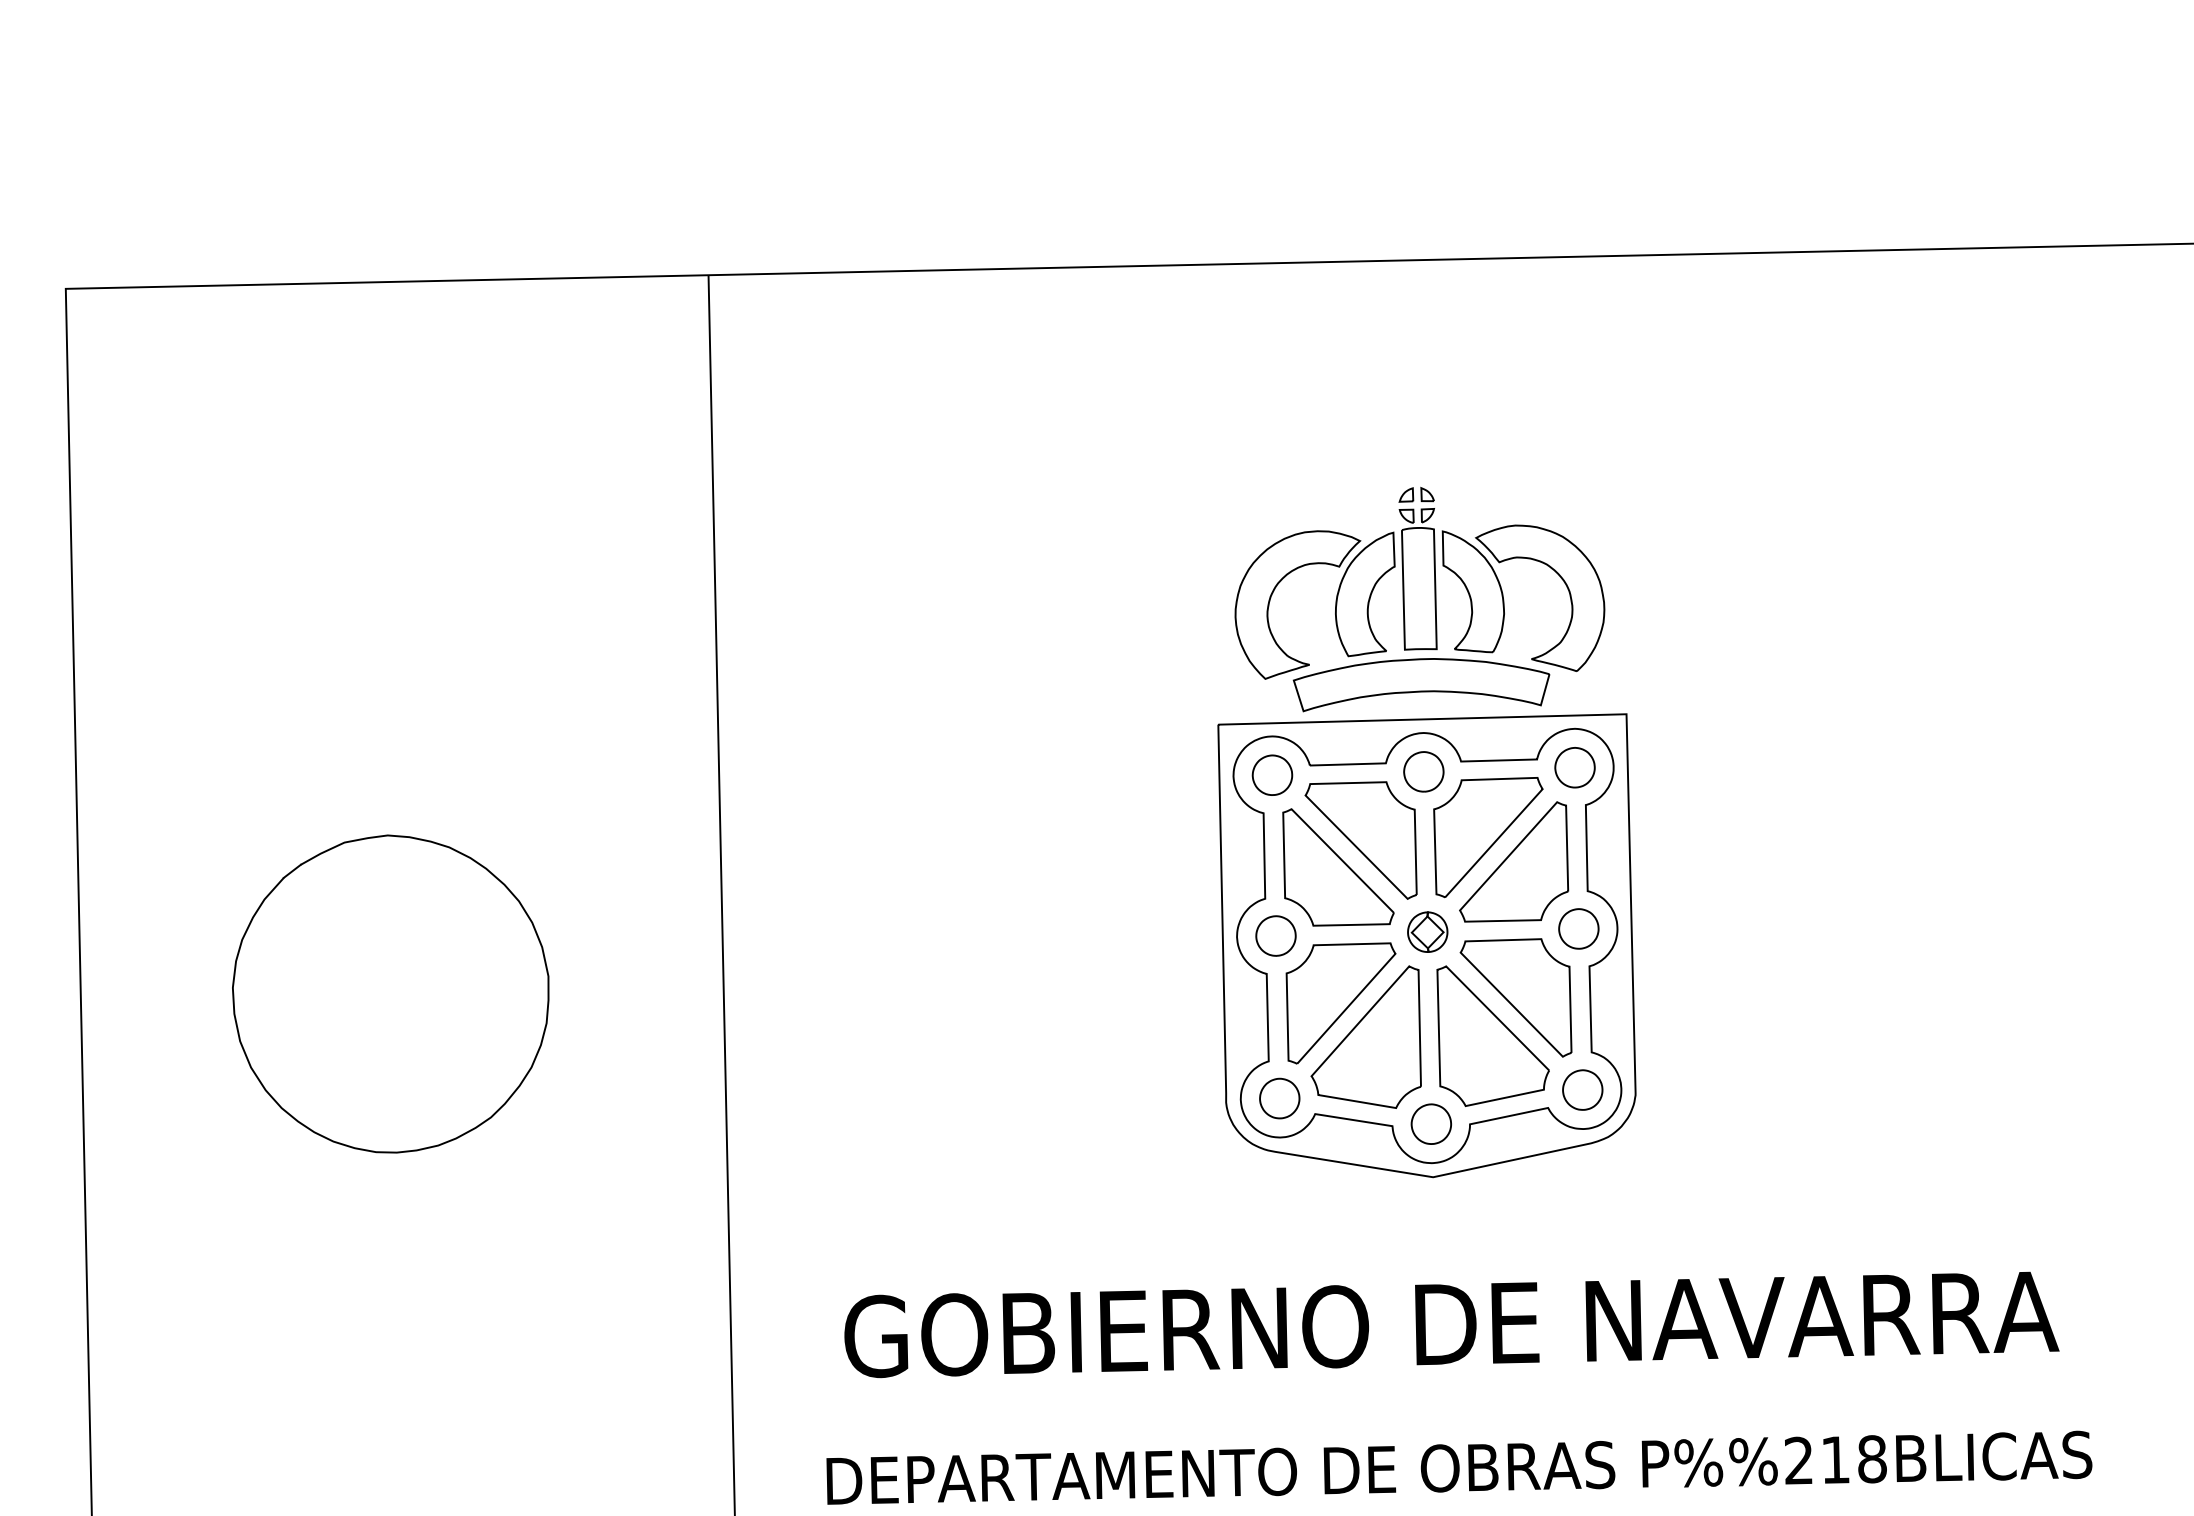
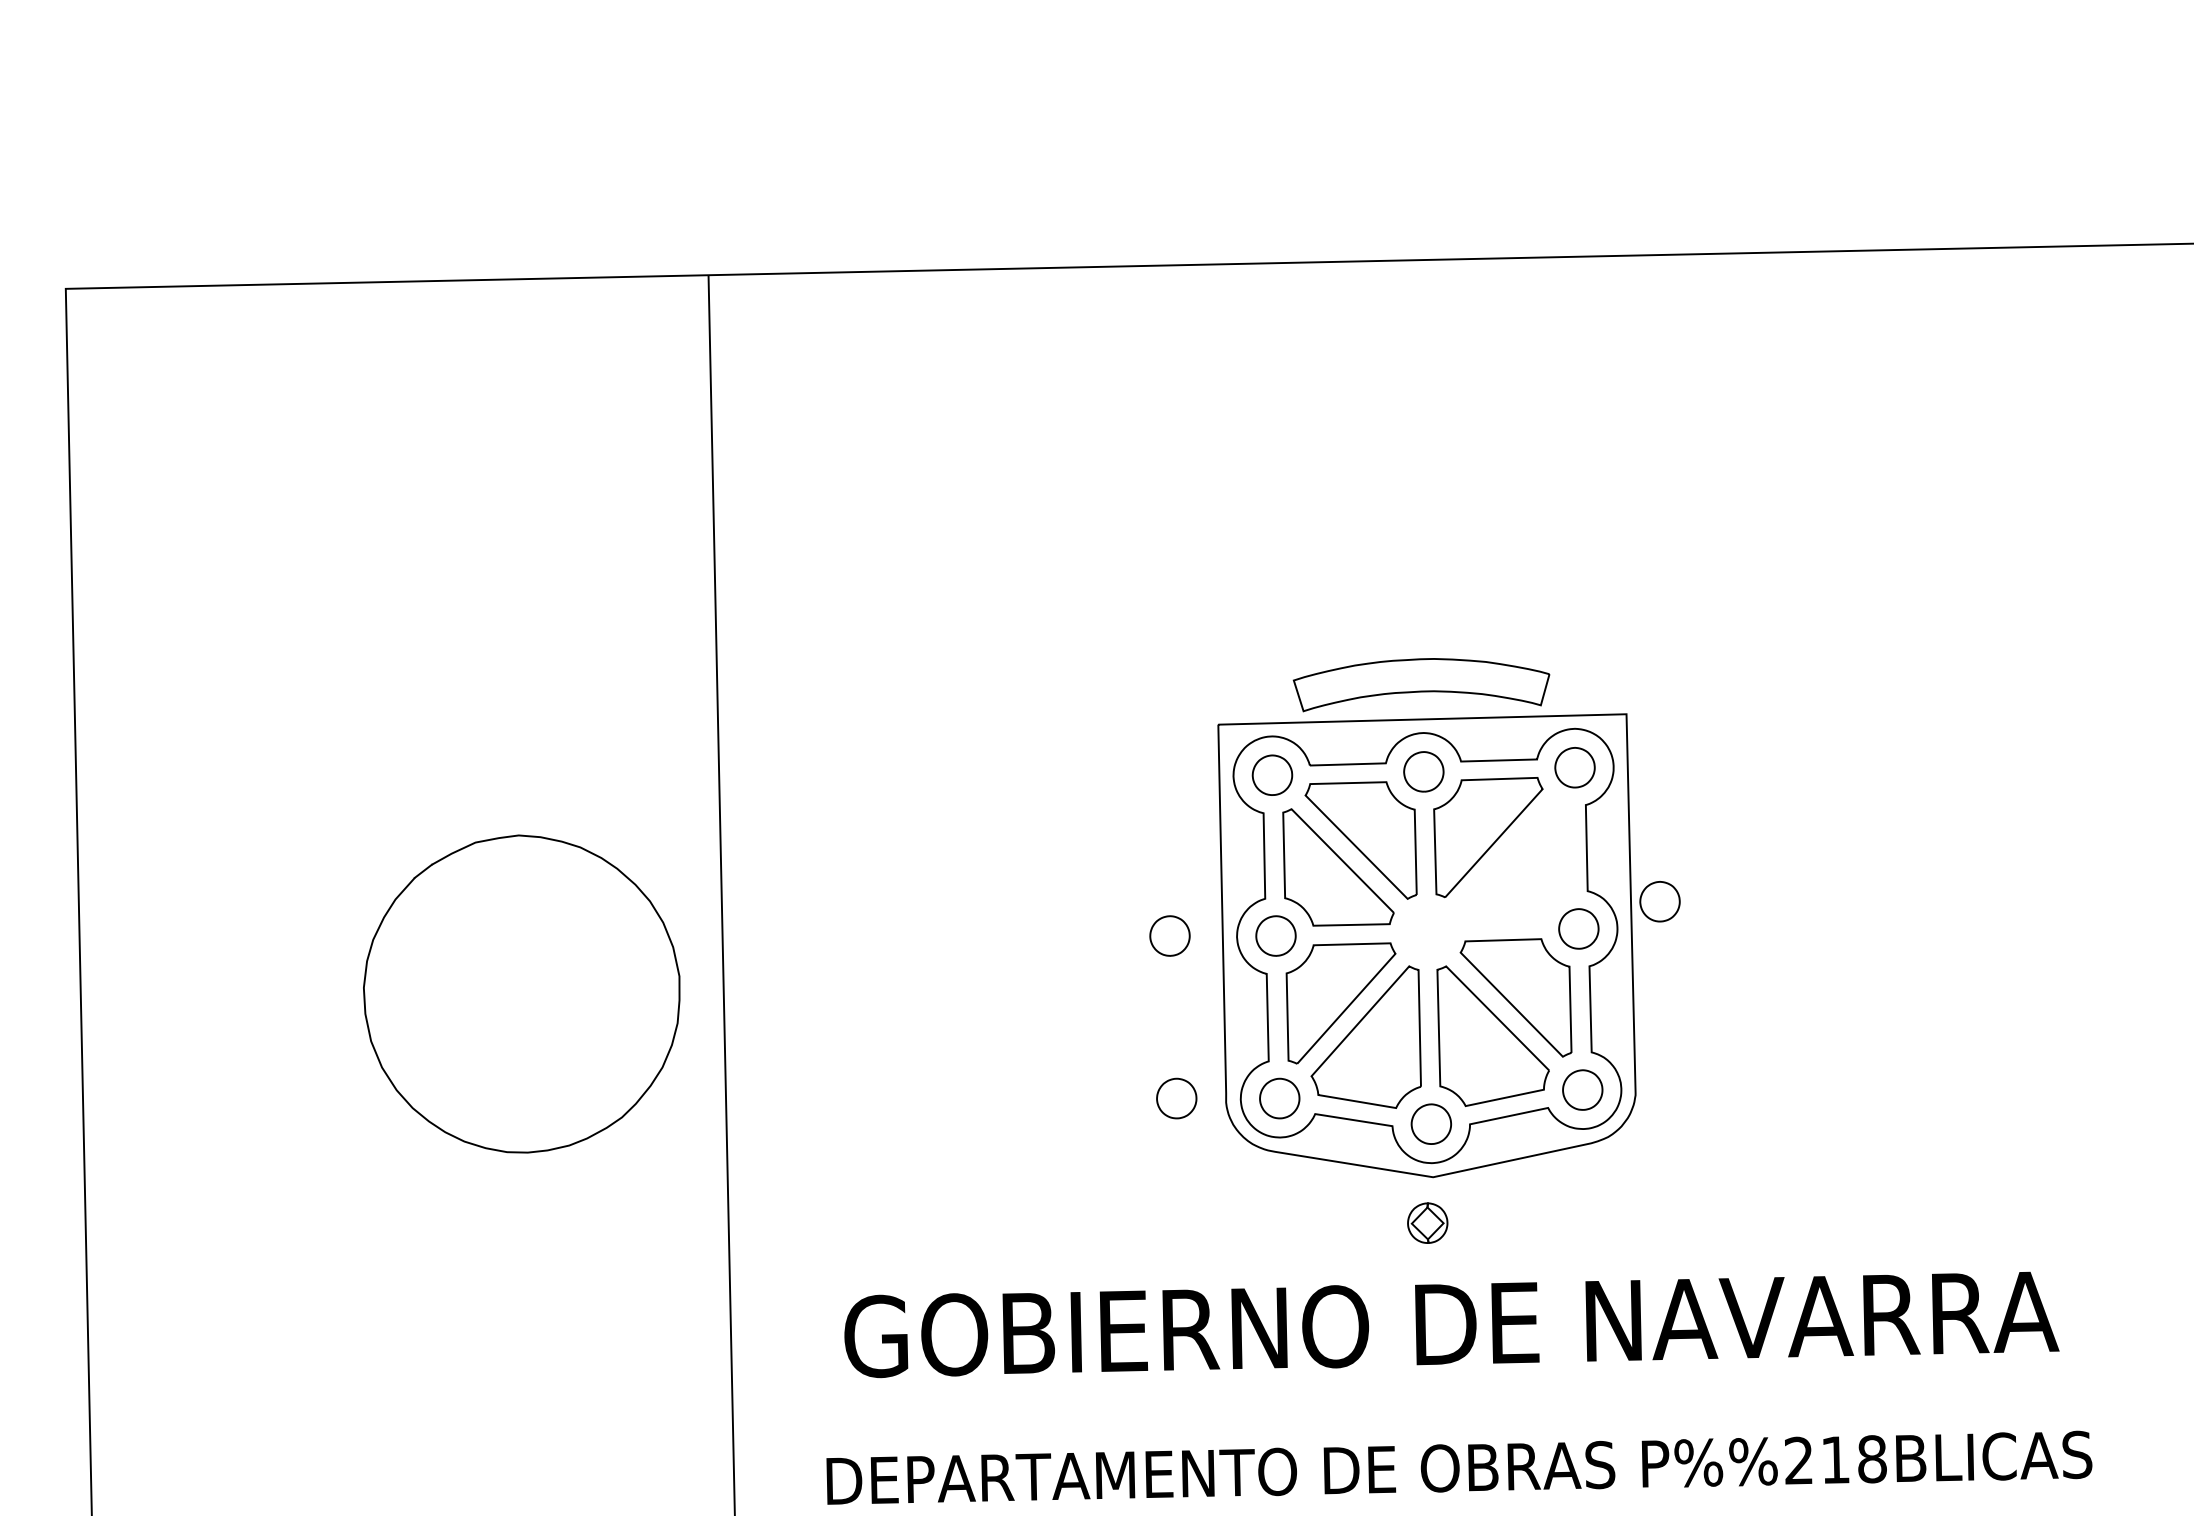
part: present -> none (1419, 582)
part: present -> none (1514, 861)
part: none -> present (1659, 901)
part position: (1427, 931) -> (1427, 1222) (1427, 1222)
part: none -> present (1169, 935)
part position: (390, 993) -> (521, 993) (521, 993)
part: none -> present (1176, 1098)
